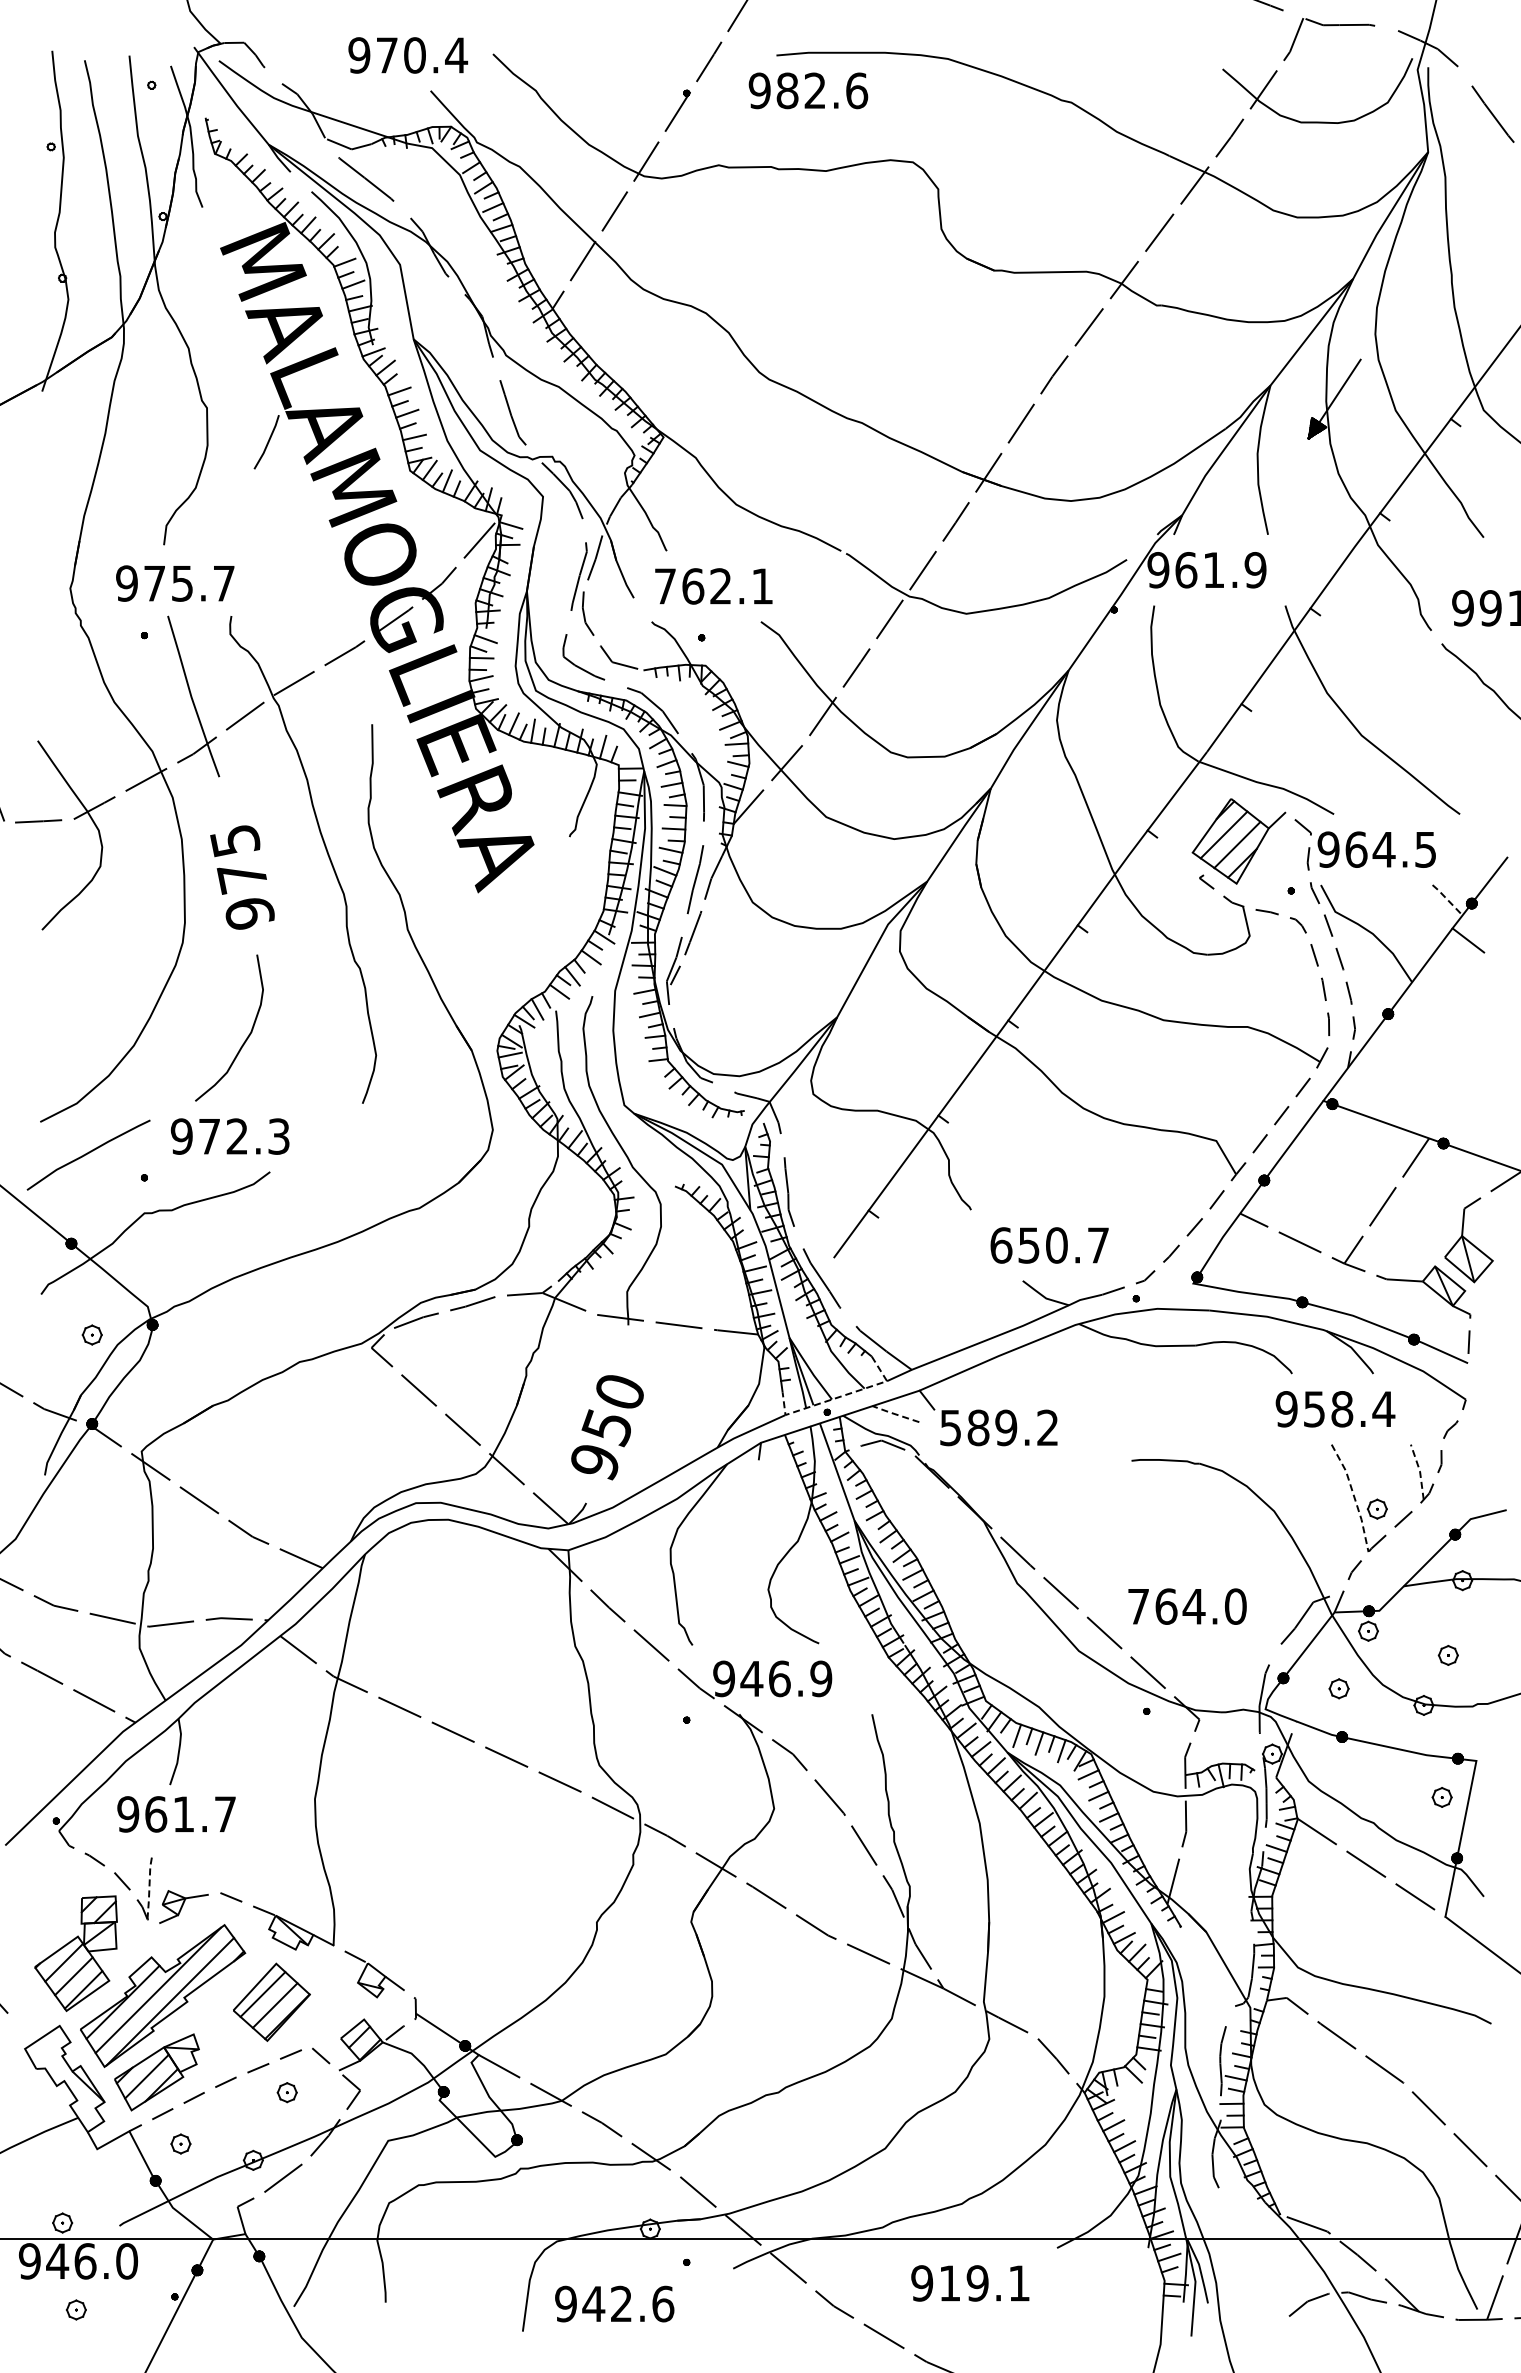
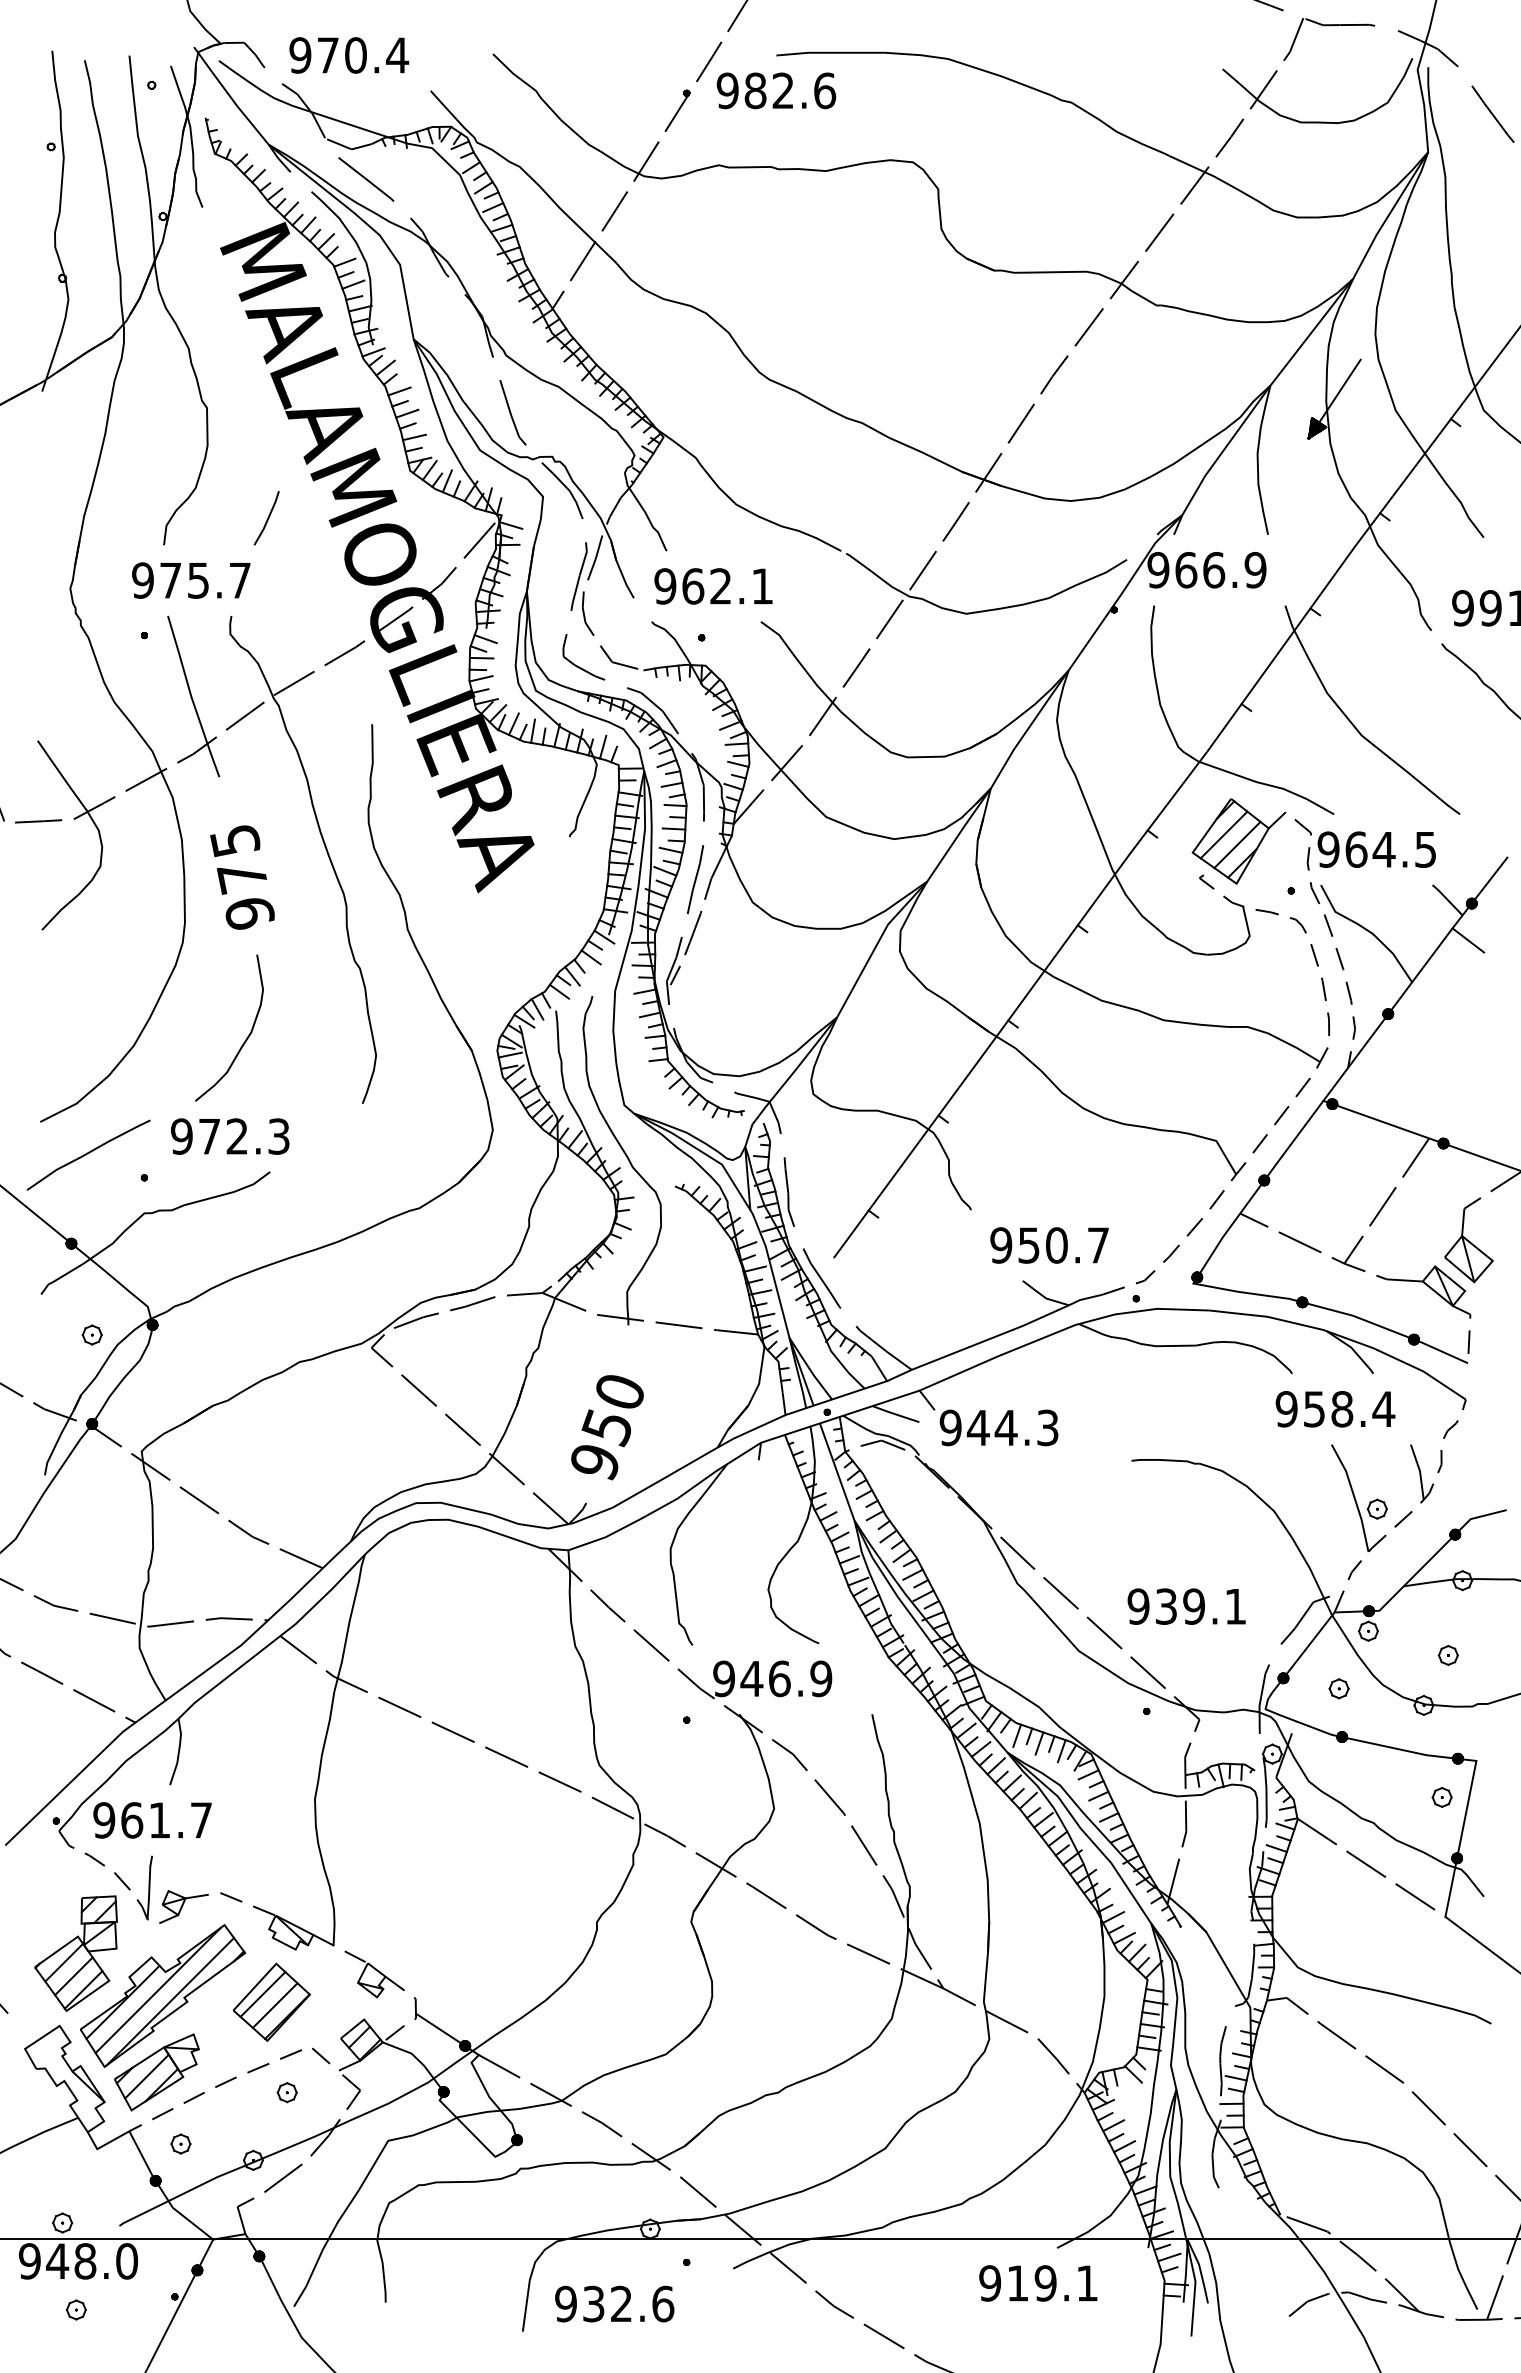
text position: (408, 55) -> (349, 55) (349, 55)
text position: (808, 90) -> (776, 90) (776, 90)
line position: (267, 442) -> (267, 518) (267, 518)
text: 961.9 -> 966.9 (1214, 570)
text position: (175, 583) -> (191, 580) (191, 580)
text: 762.1 -> 962.1 (665, 586)
line: dashed -> solid (1447, 899)
text: 650.7 -> 950.7 (1001, 1245)
line: dashed -> solid (839, 1397)
line: dashed -> solid (894, 1414)
text: 589.2 -> 944.3 (998, 1427)
line: dashed -> solid (1419, 1471)
line: dashed -> solid (1354, 1496)
text: 764.0 -> 939.1 (1186, 1606)
text position: (176, 1814) -> (152, 1820) (152, 1820)
line: dashed -> solid (149, 1887)
text: 946.0 -> 948.0 (85, 2261)
text position: (970, 2283) -> (1038, 2283) (1038, 2283)
text: 942.6 -> 932.6 (593, 2303)
